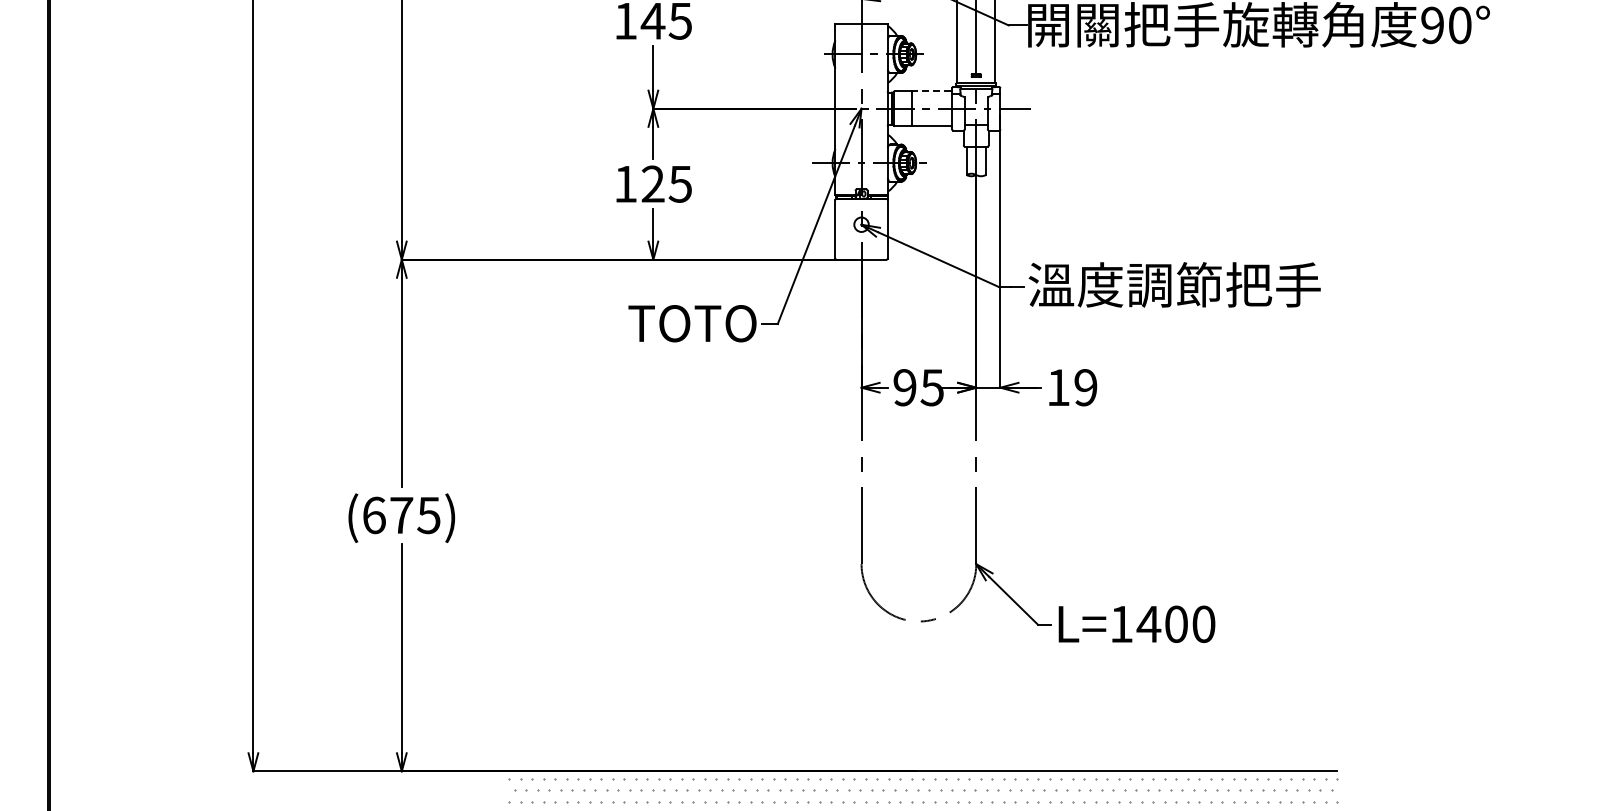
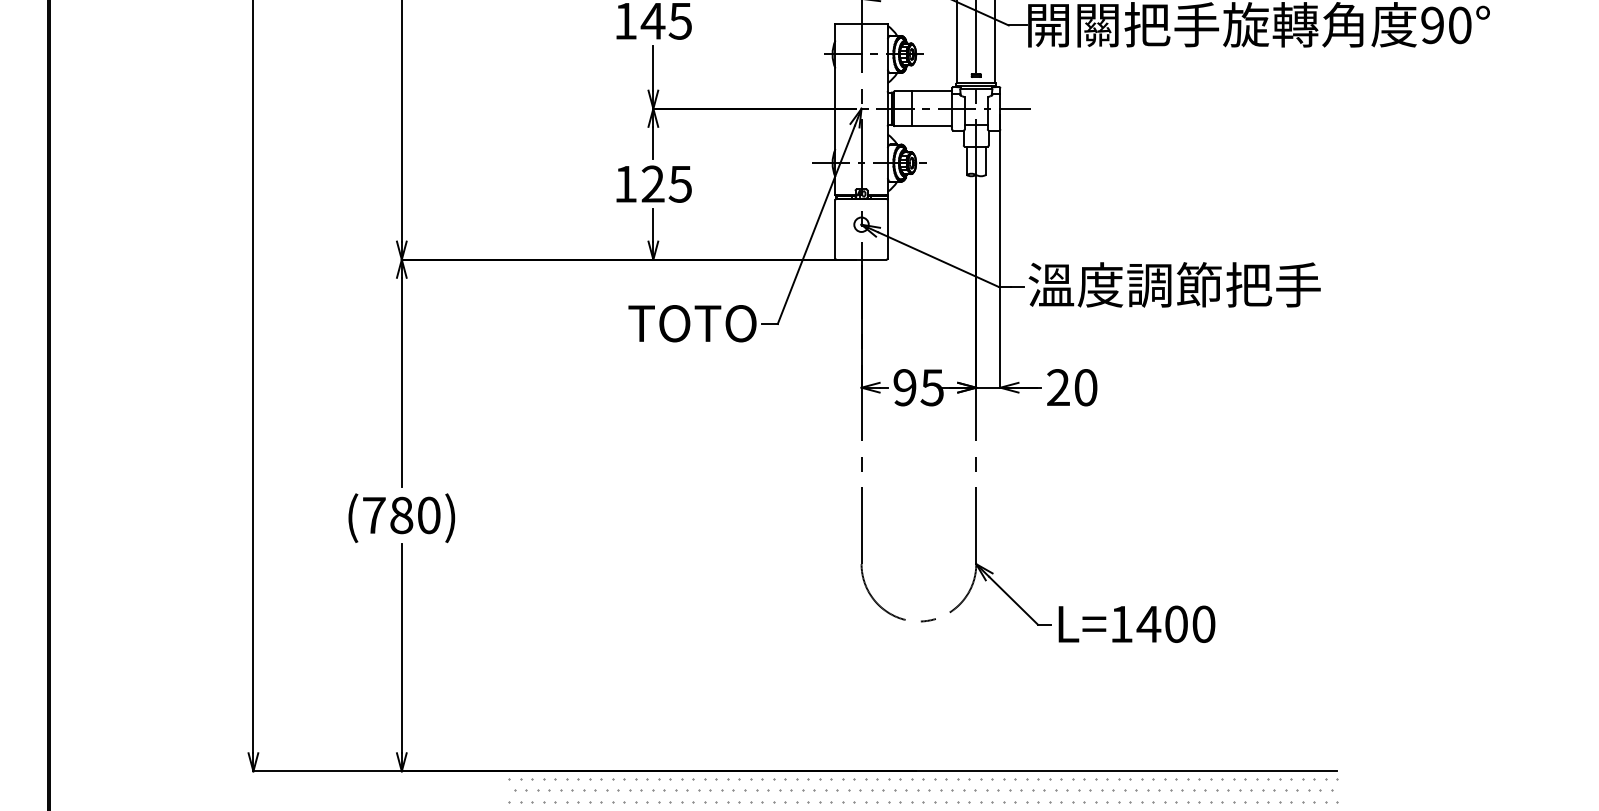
line: dashed -> solid (931, 91)
text: 19 -> 20 (1072, 387)
text: (675) -> (780) (401, 515)
